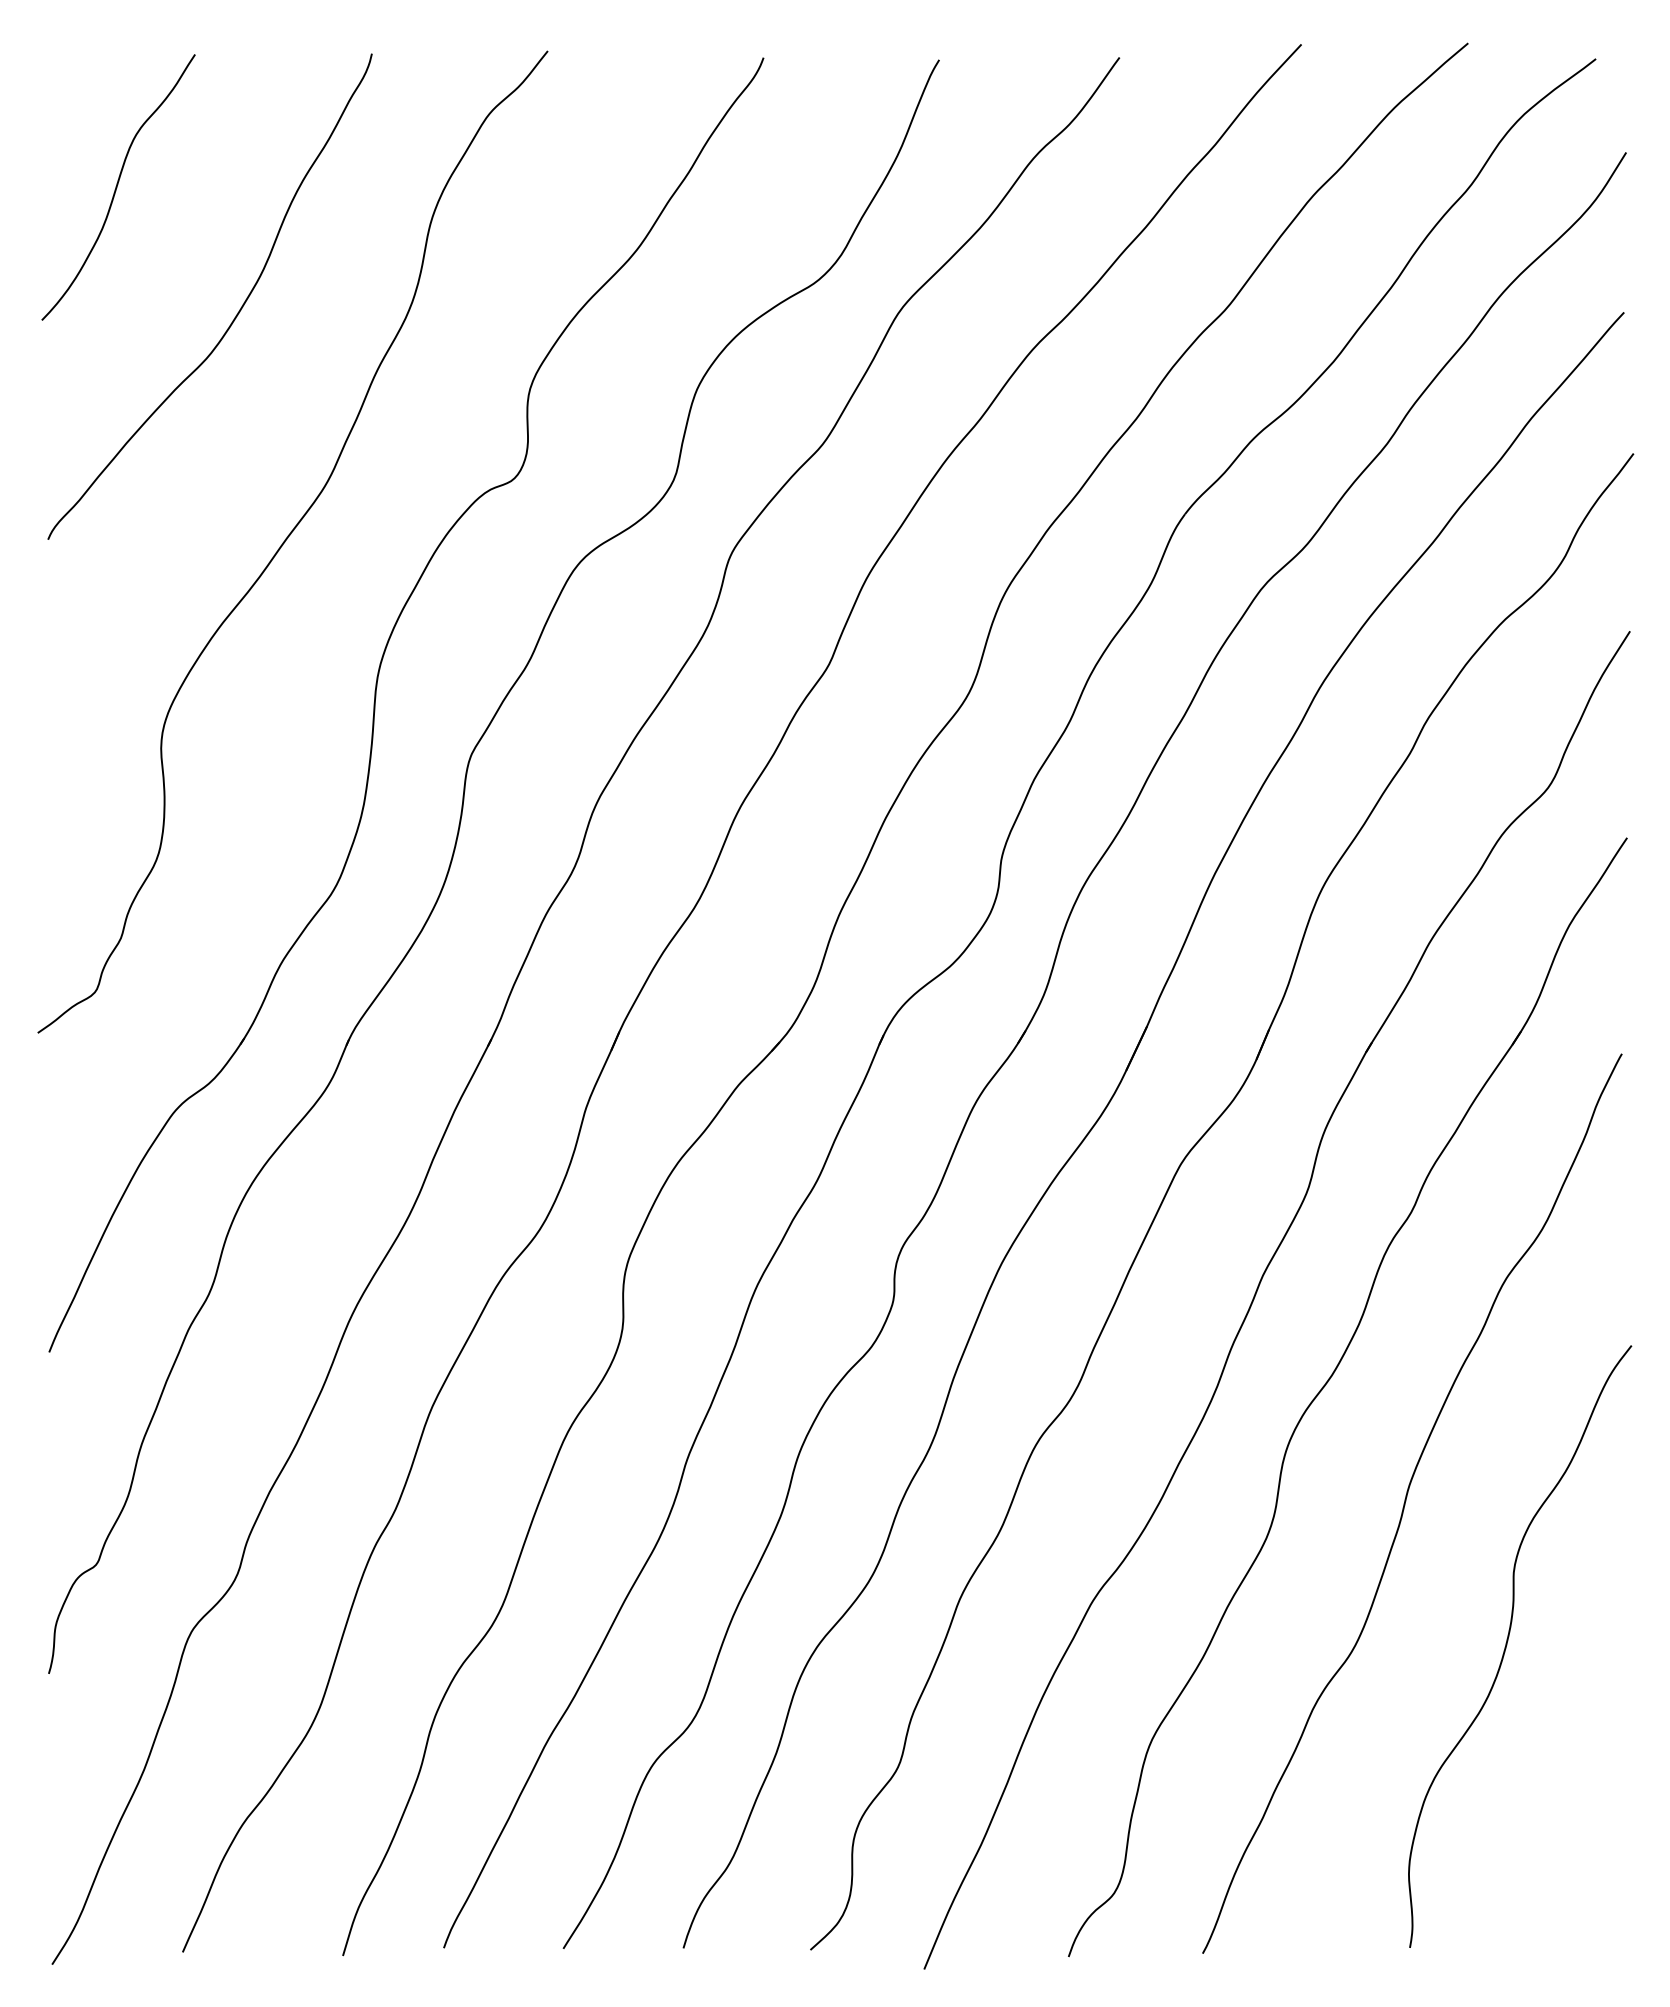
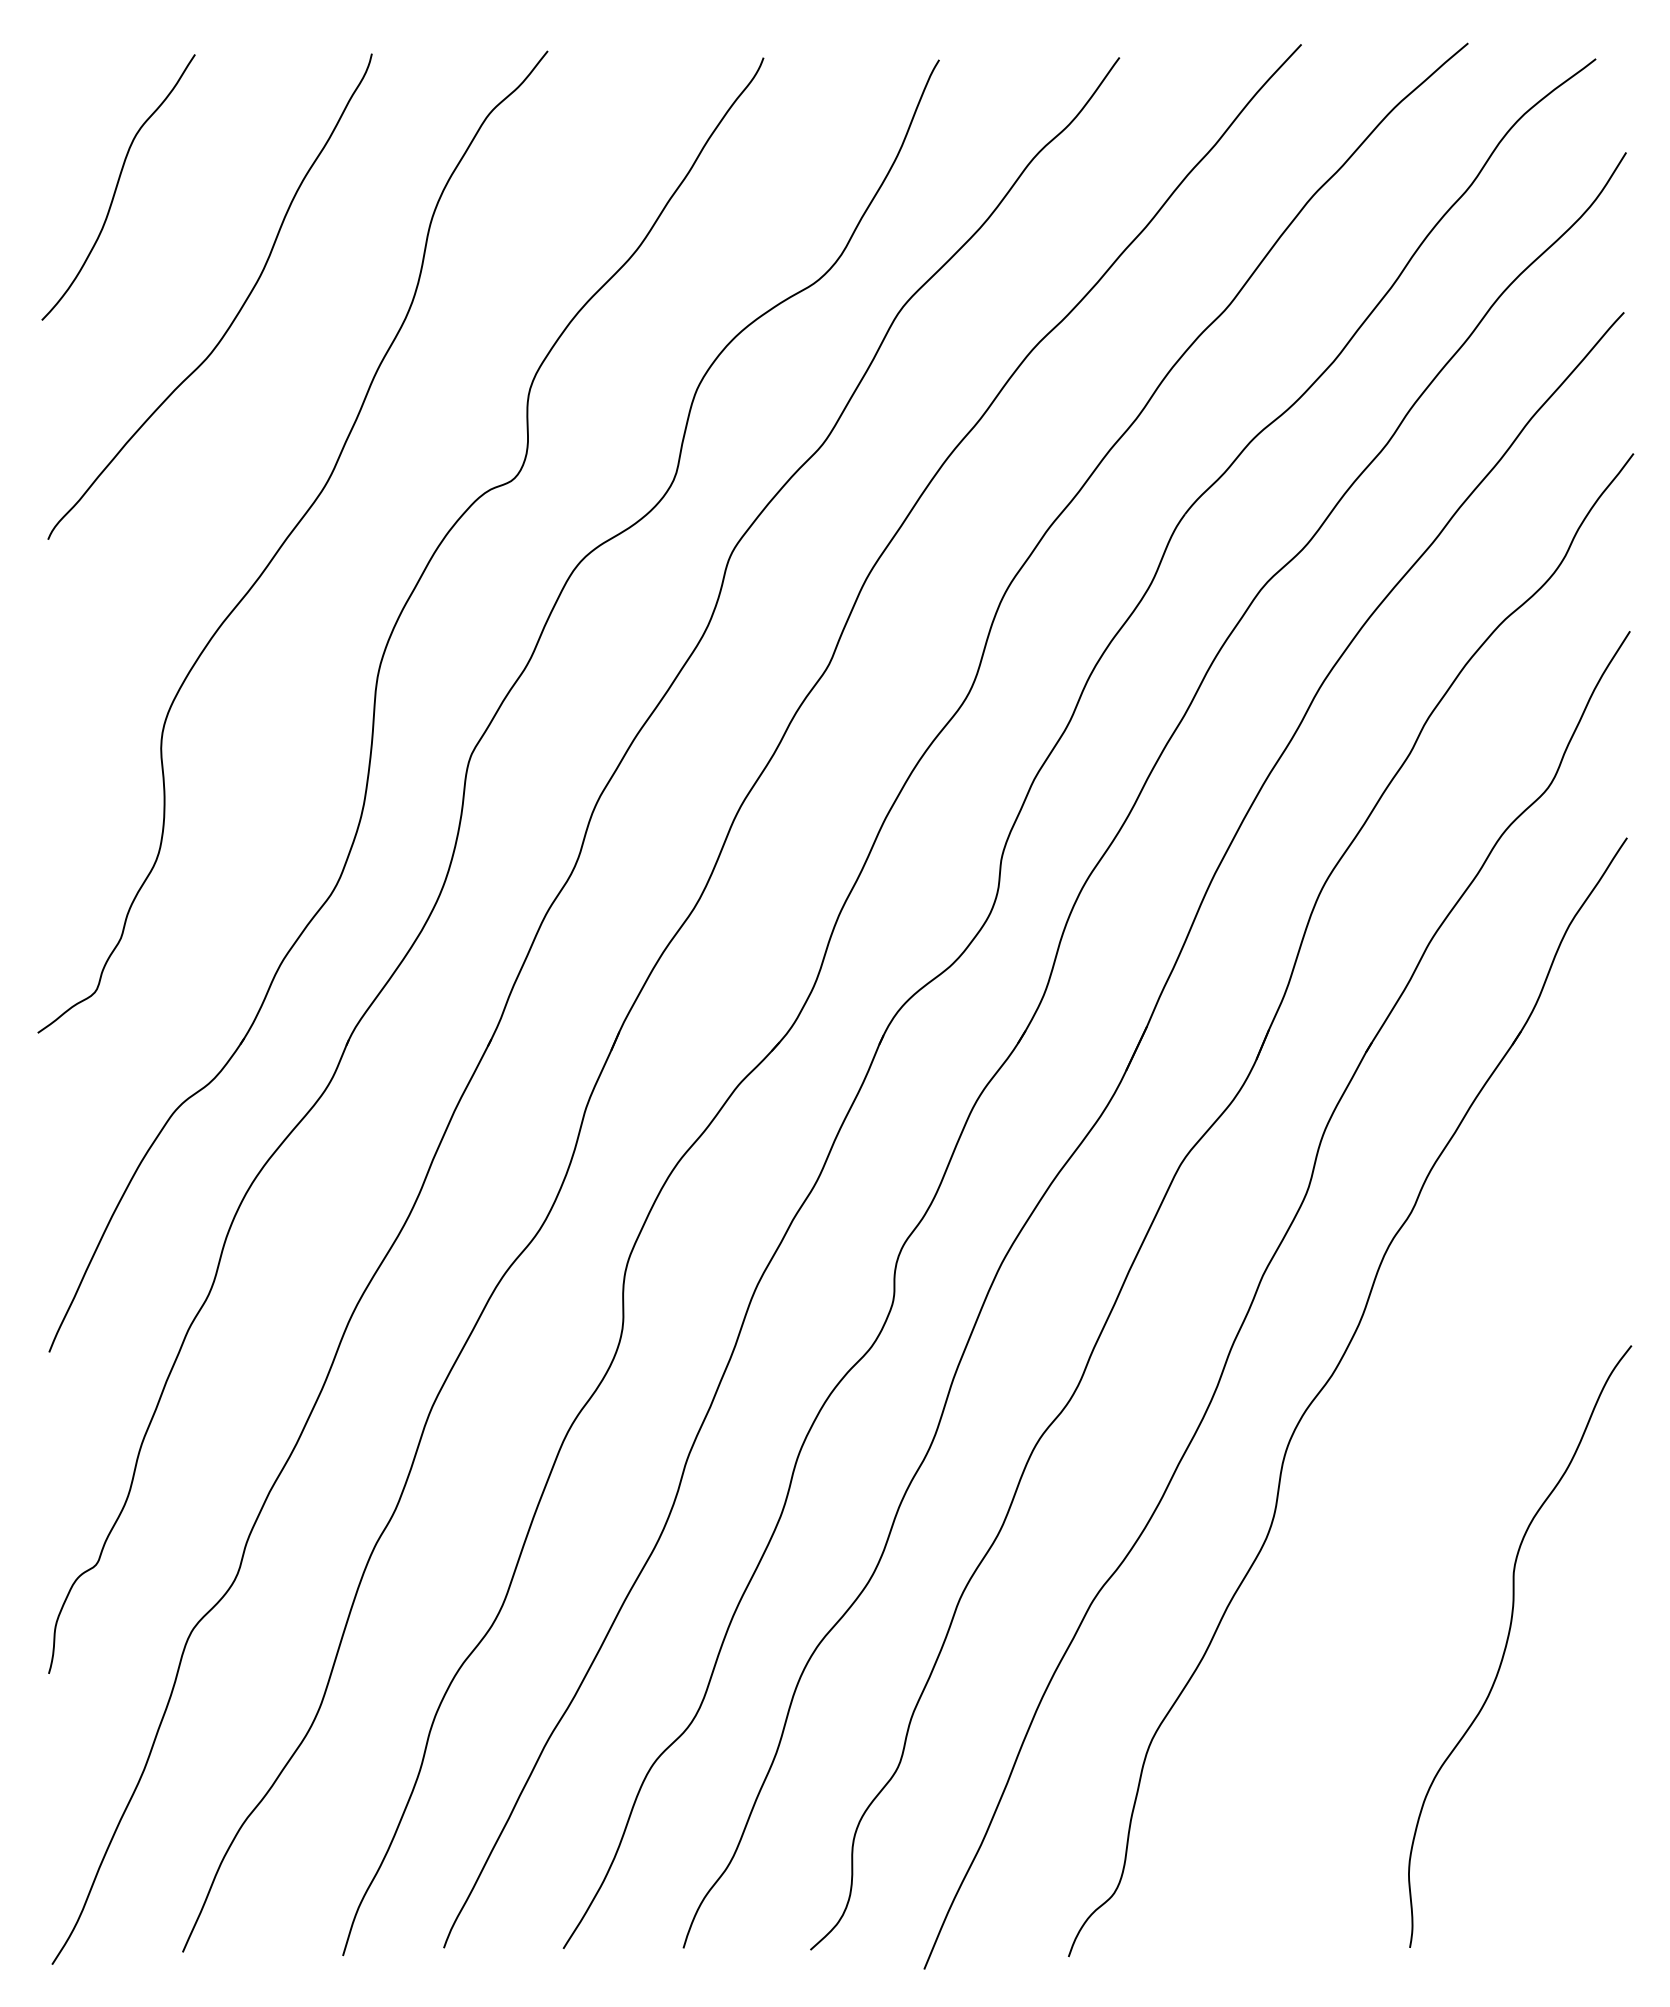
curve: present -> none (1406, 1501)
